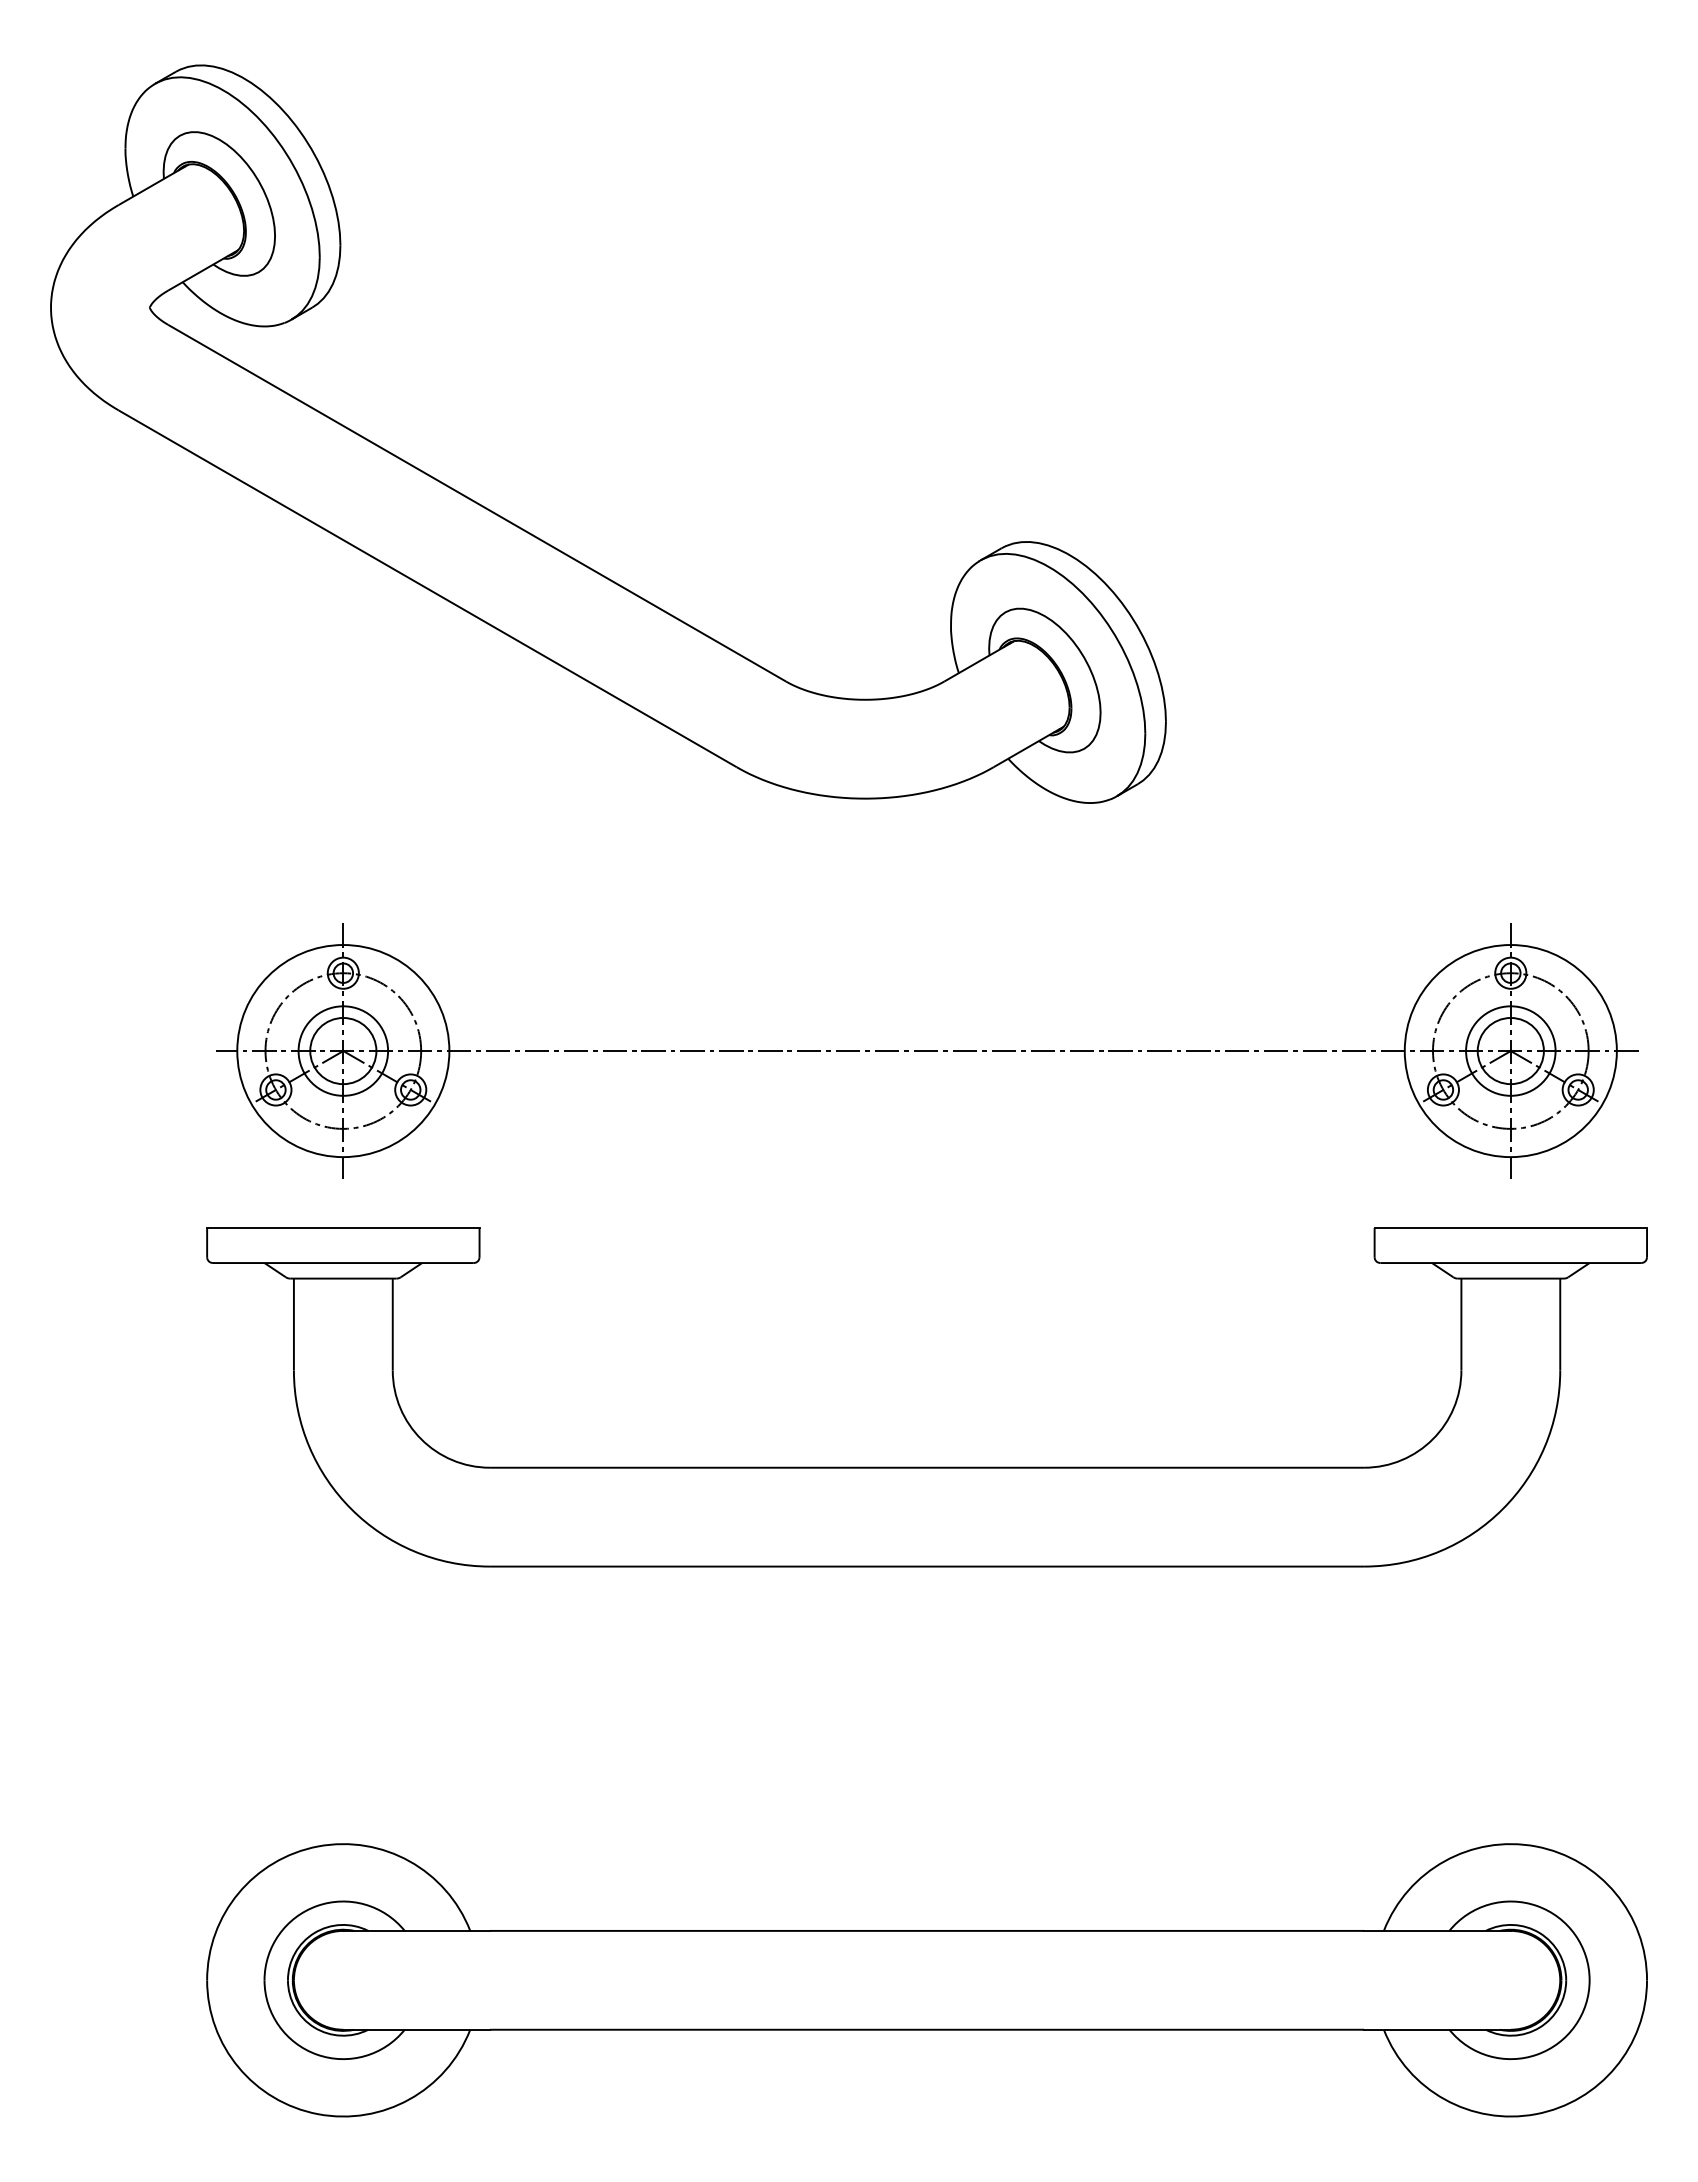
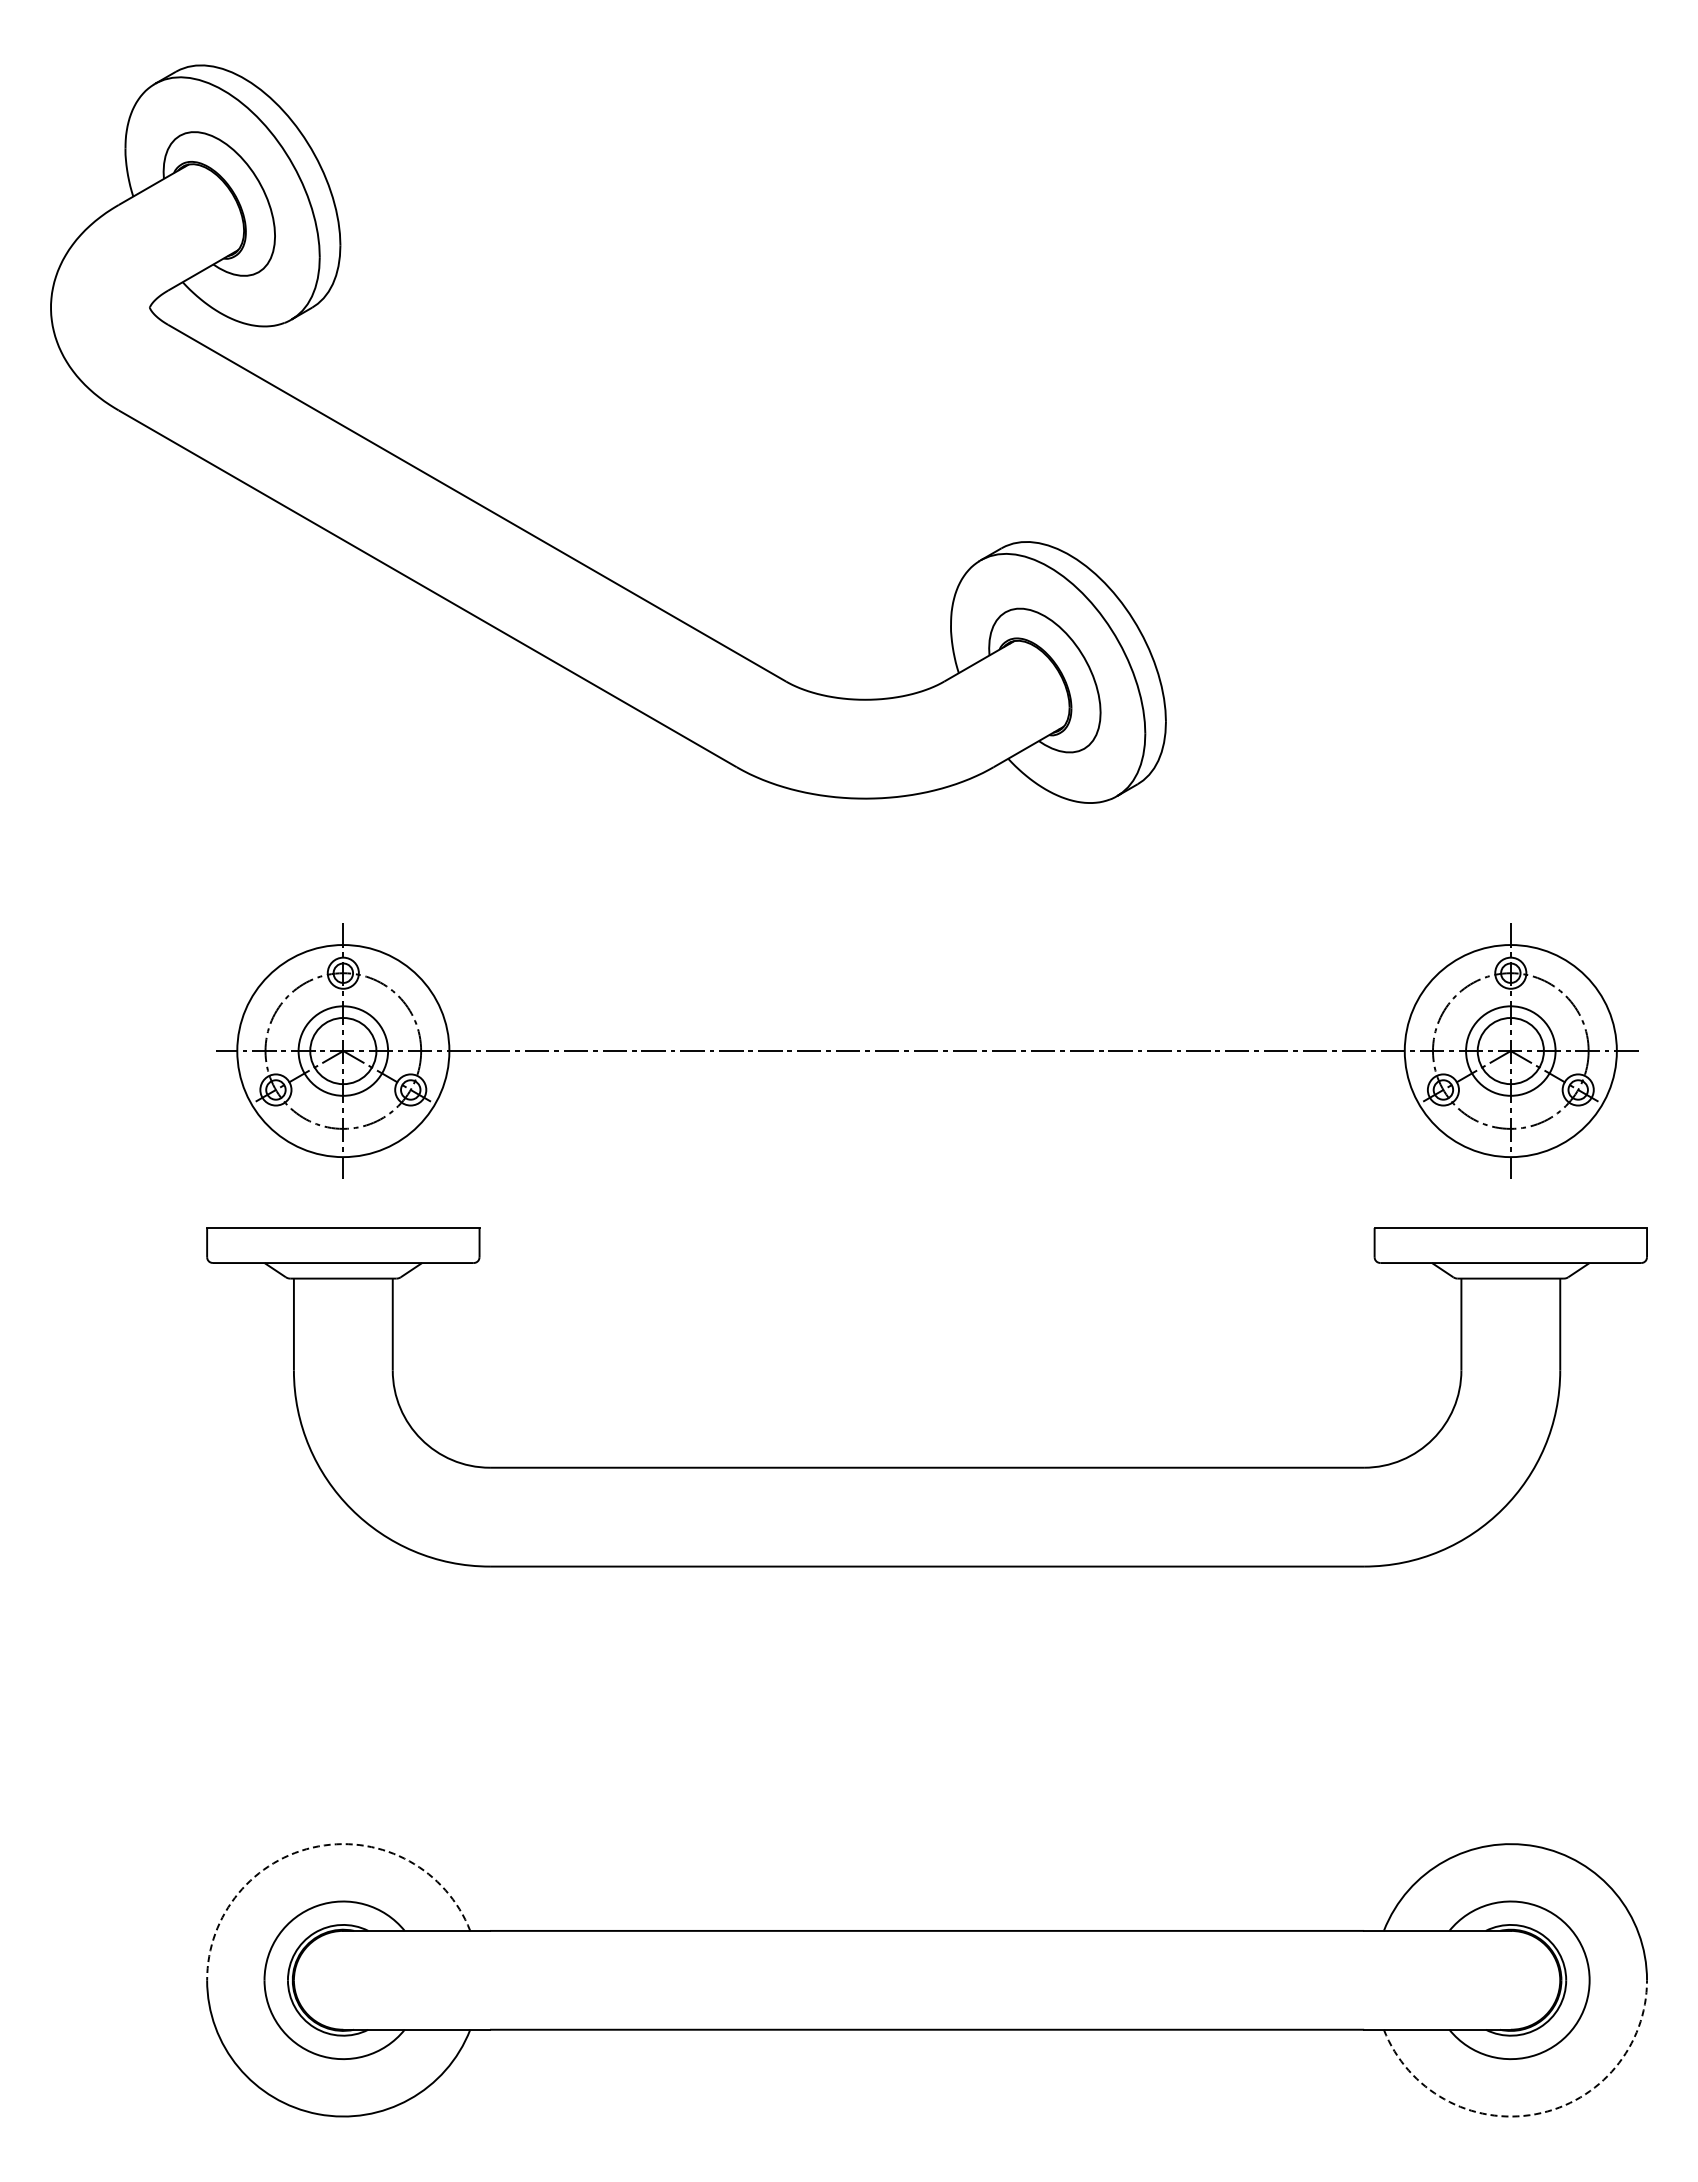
arc: solid -> dashed (318, 1846)
arc: solid -> dashed (1535, 2114)
